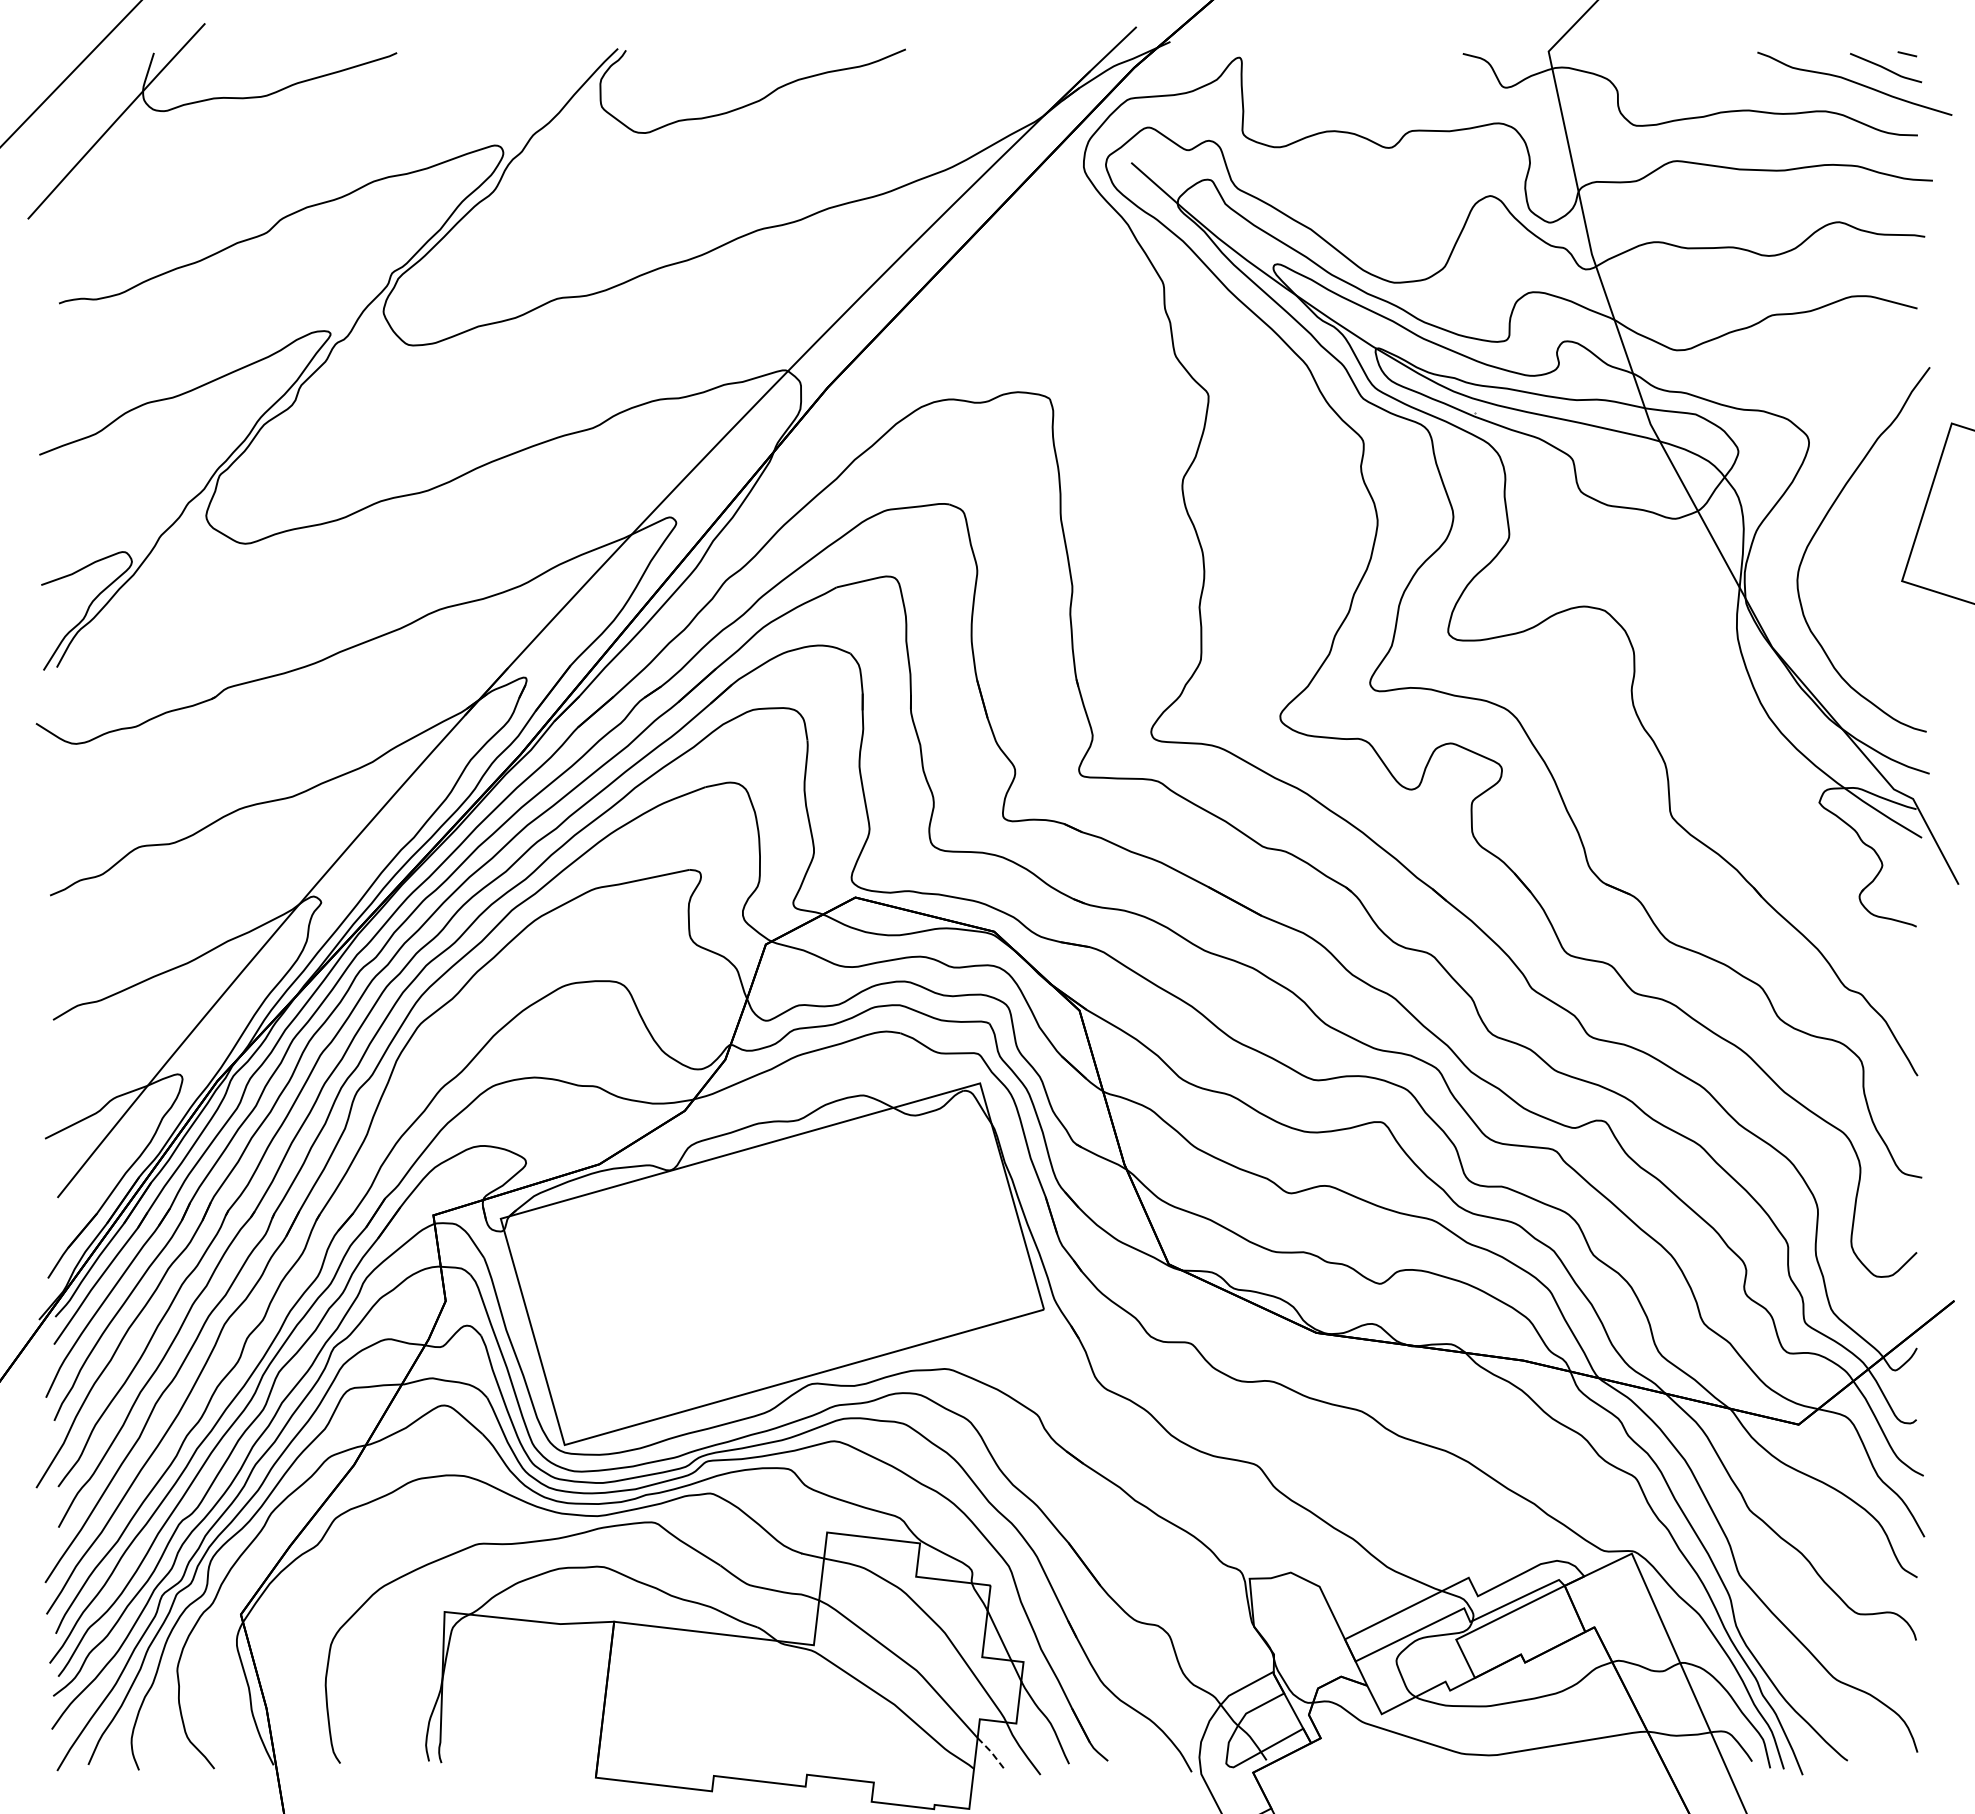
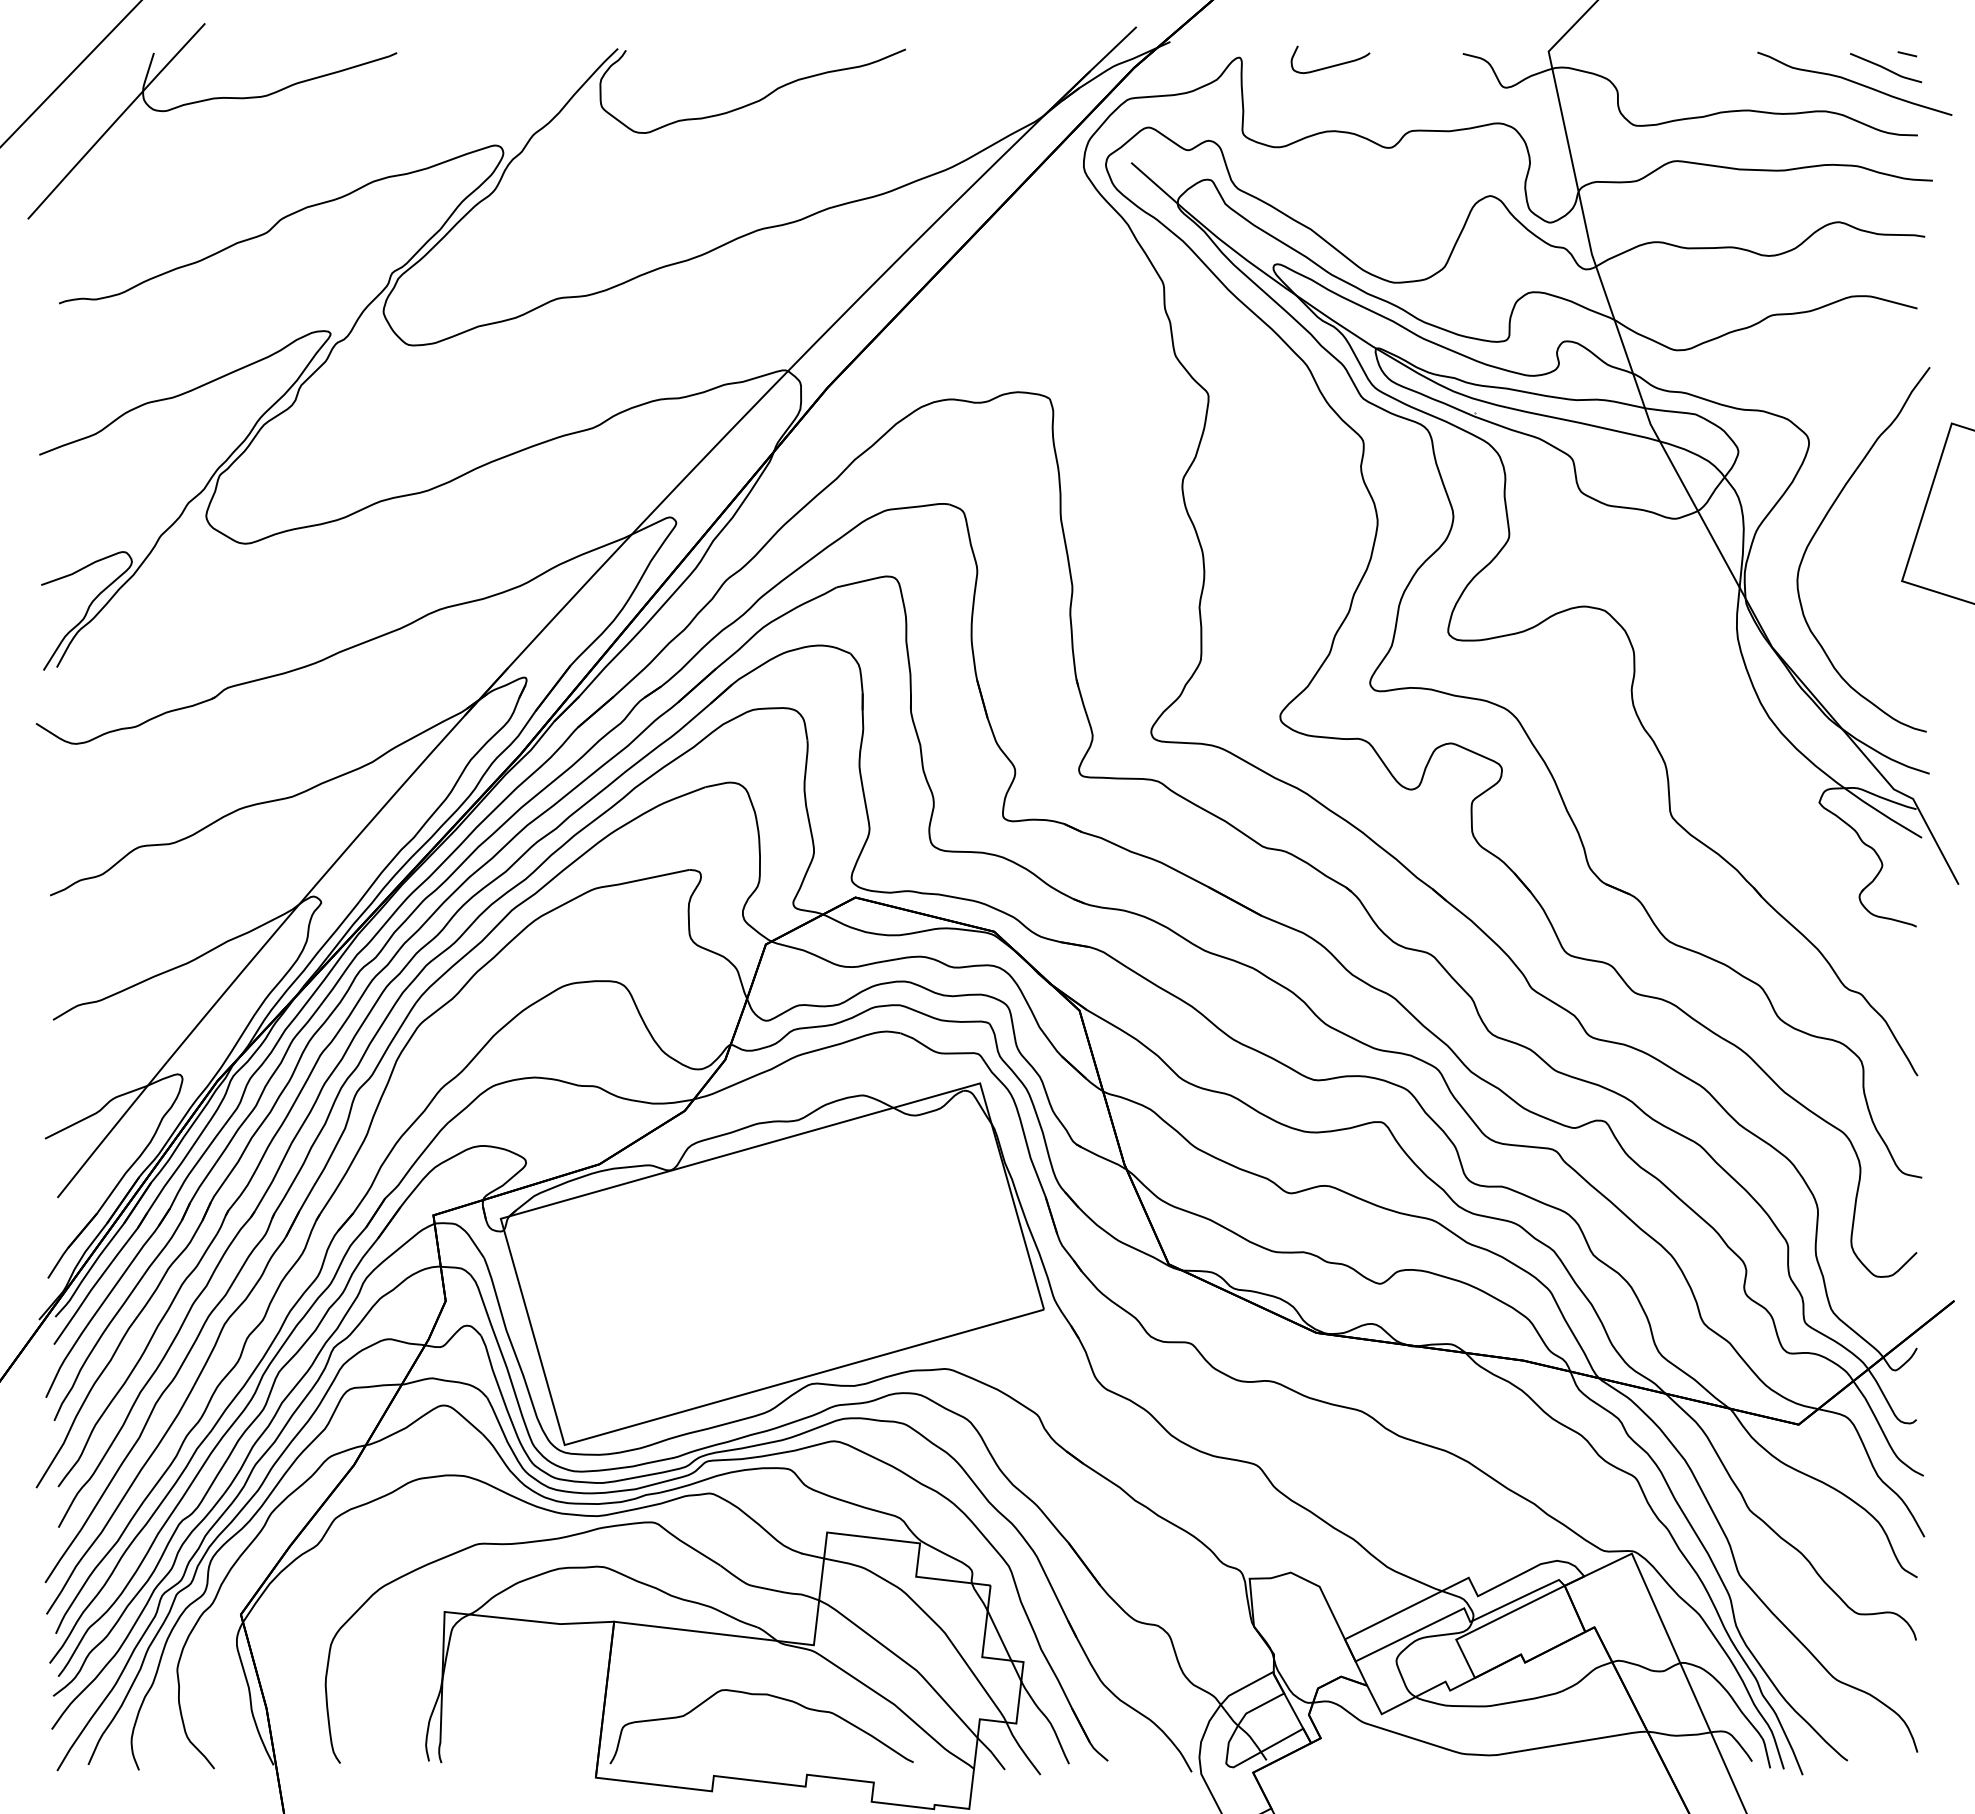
curve: none -> present (1331, 65)
curve: none -> present (761, 1695)
line: dashed -> solid (991, 1752)
